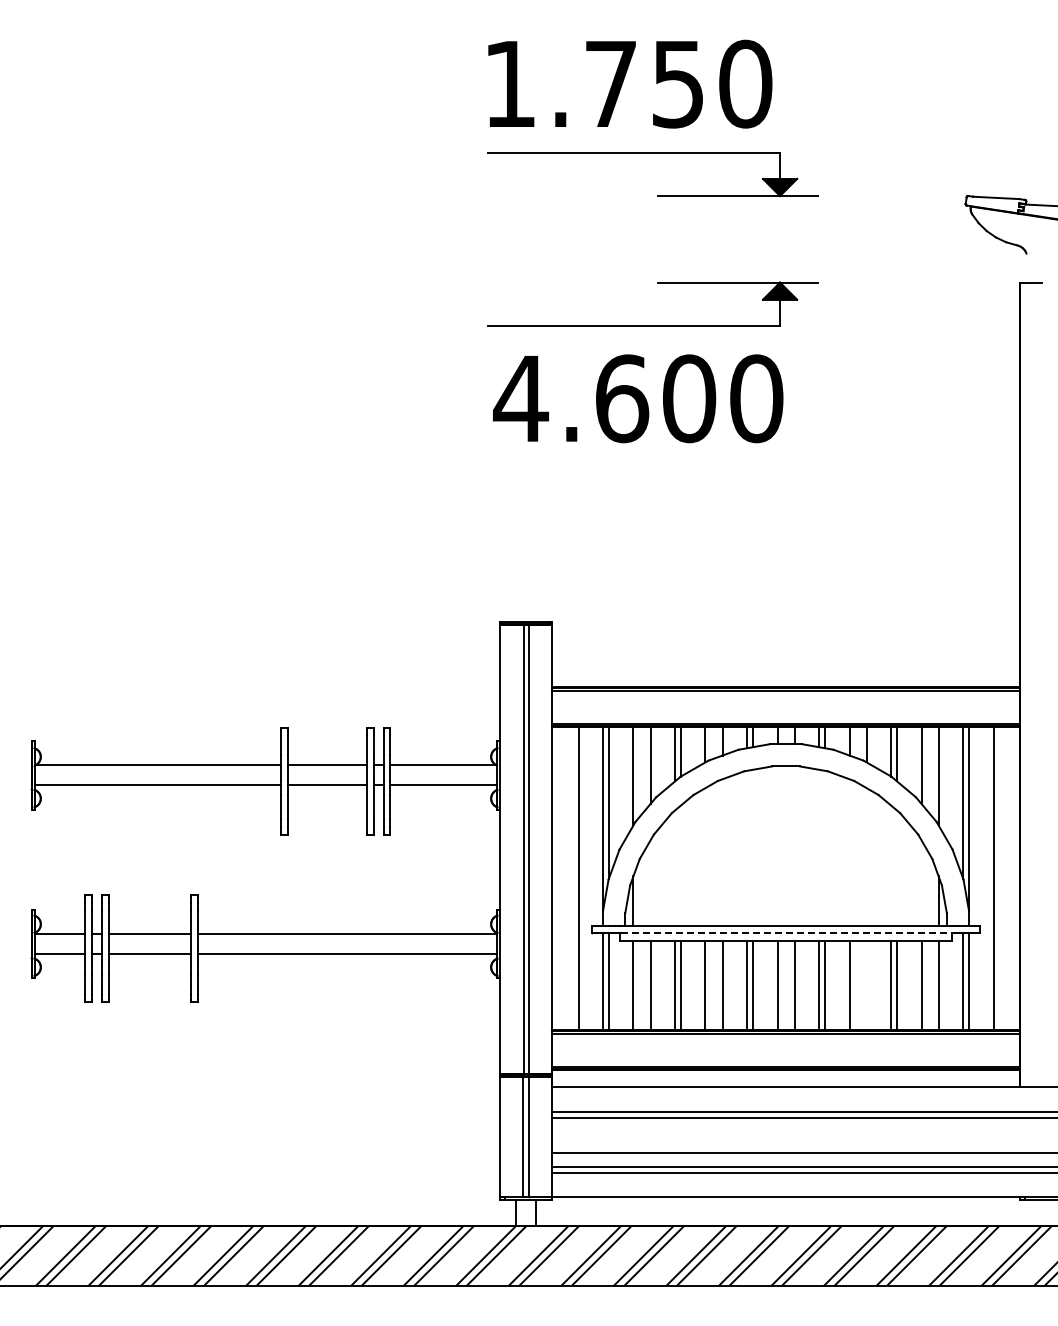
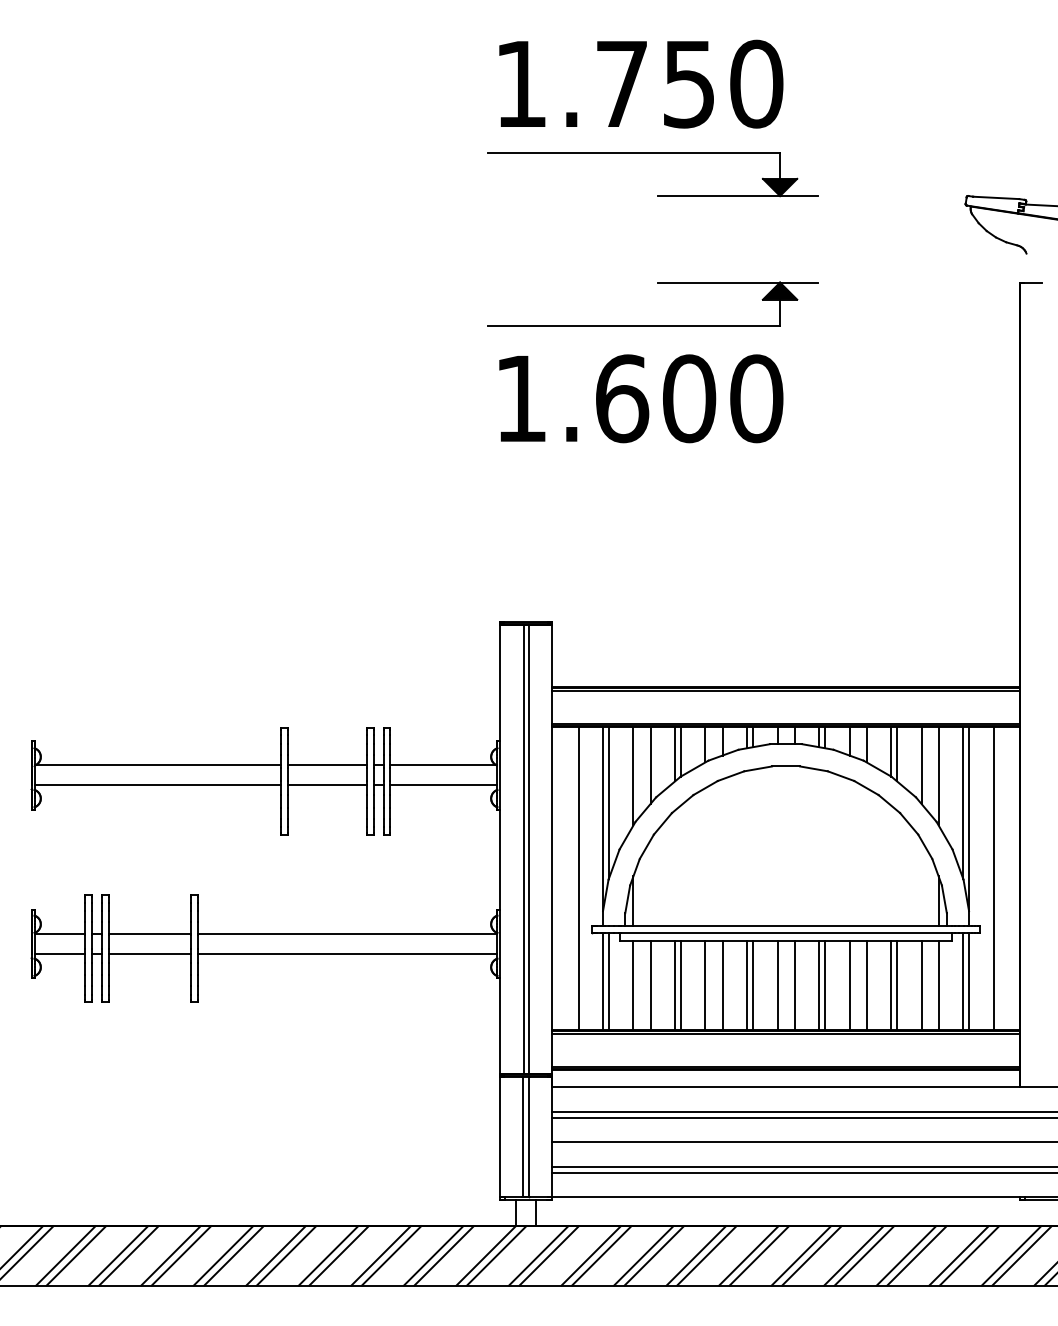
text position: (630, 83) -> (641, 83) (641, 83)
text: 4.600 -> 1.600 (520, 398)
line: dashed -> solid (787, 933)
line: none -> present (866, 985)
line position: (802, 1153) -> (802, 1142) (802, 1142)
